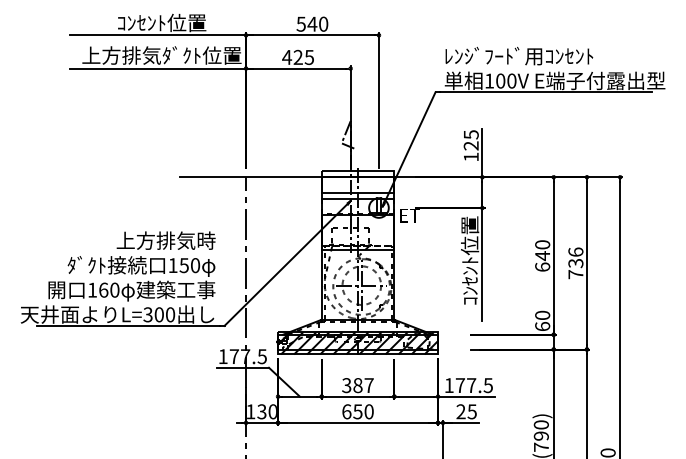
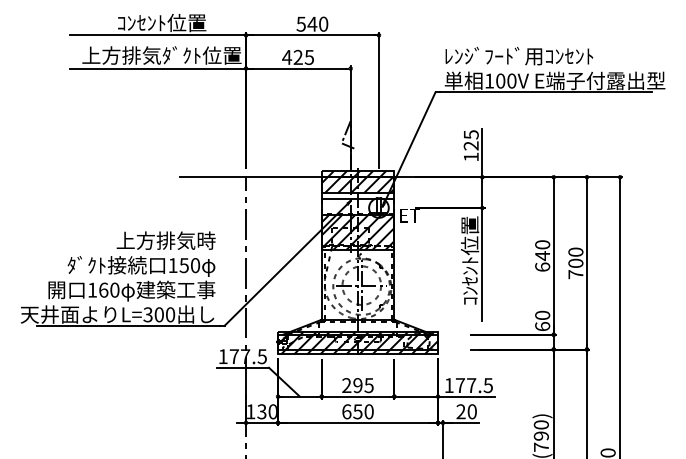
hatch: none -> present (357, 182)
hatch: none -> present (357, 232)
text: 736 -> 700 (575, 257)
text: 387 -> 295 (357, 385)
text: 25 -> 20 (471, 411)
